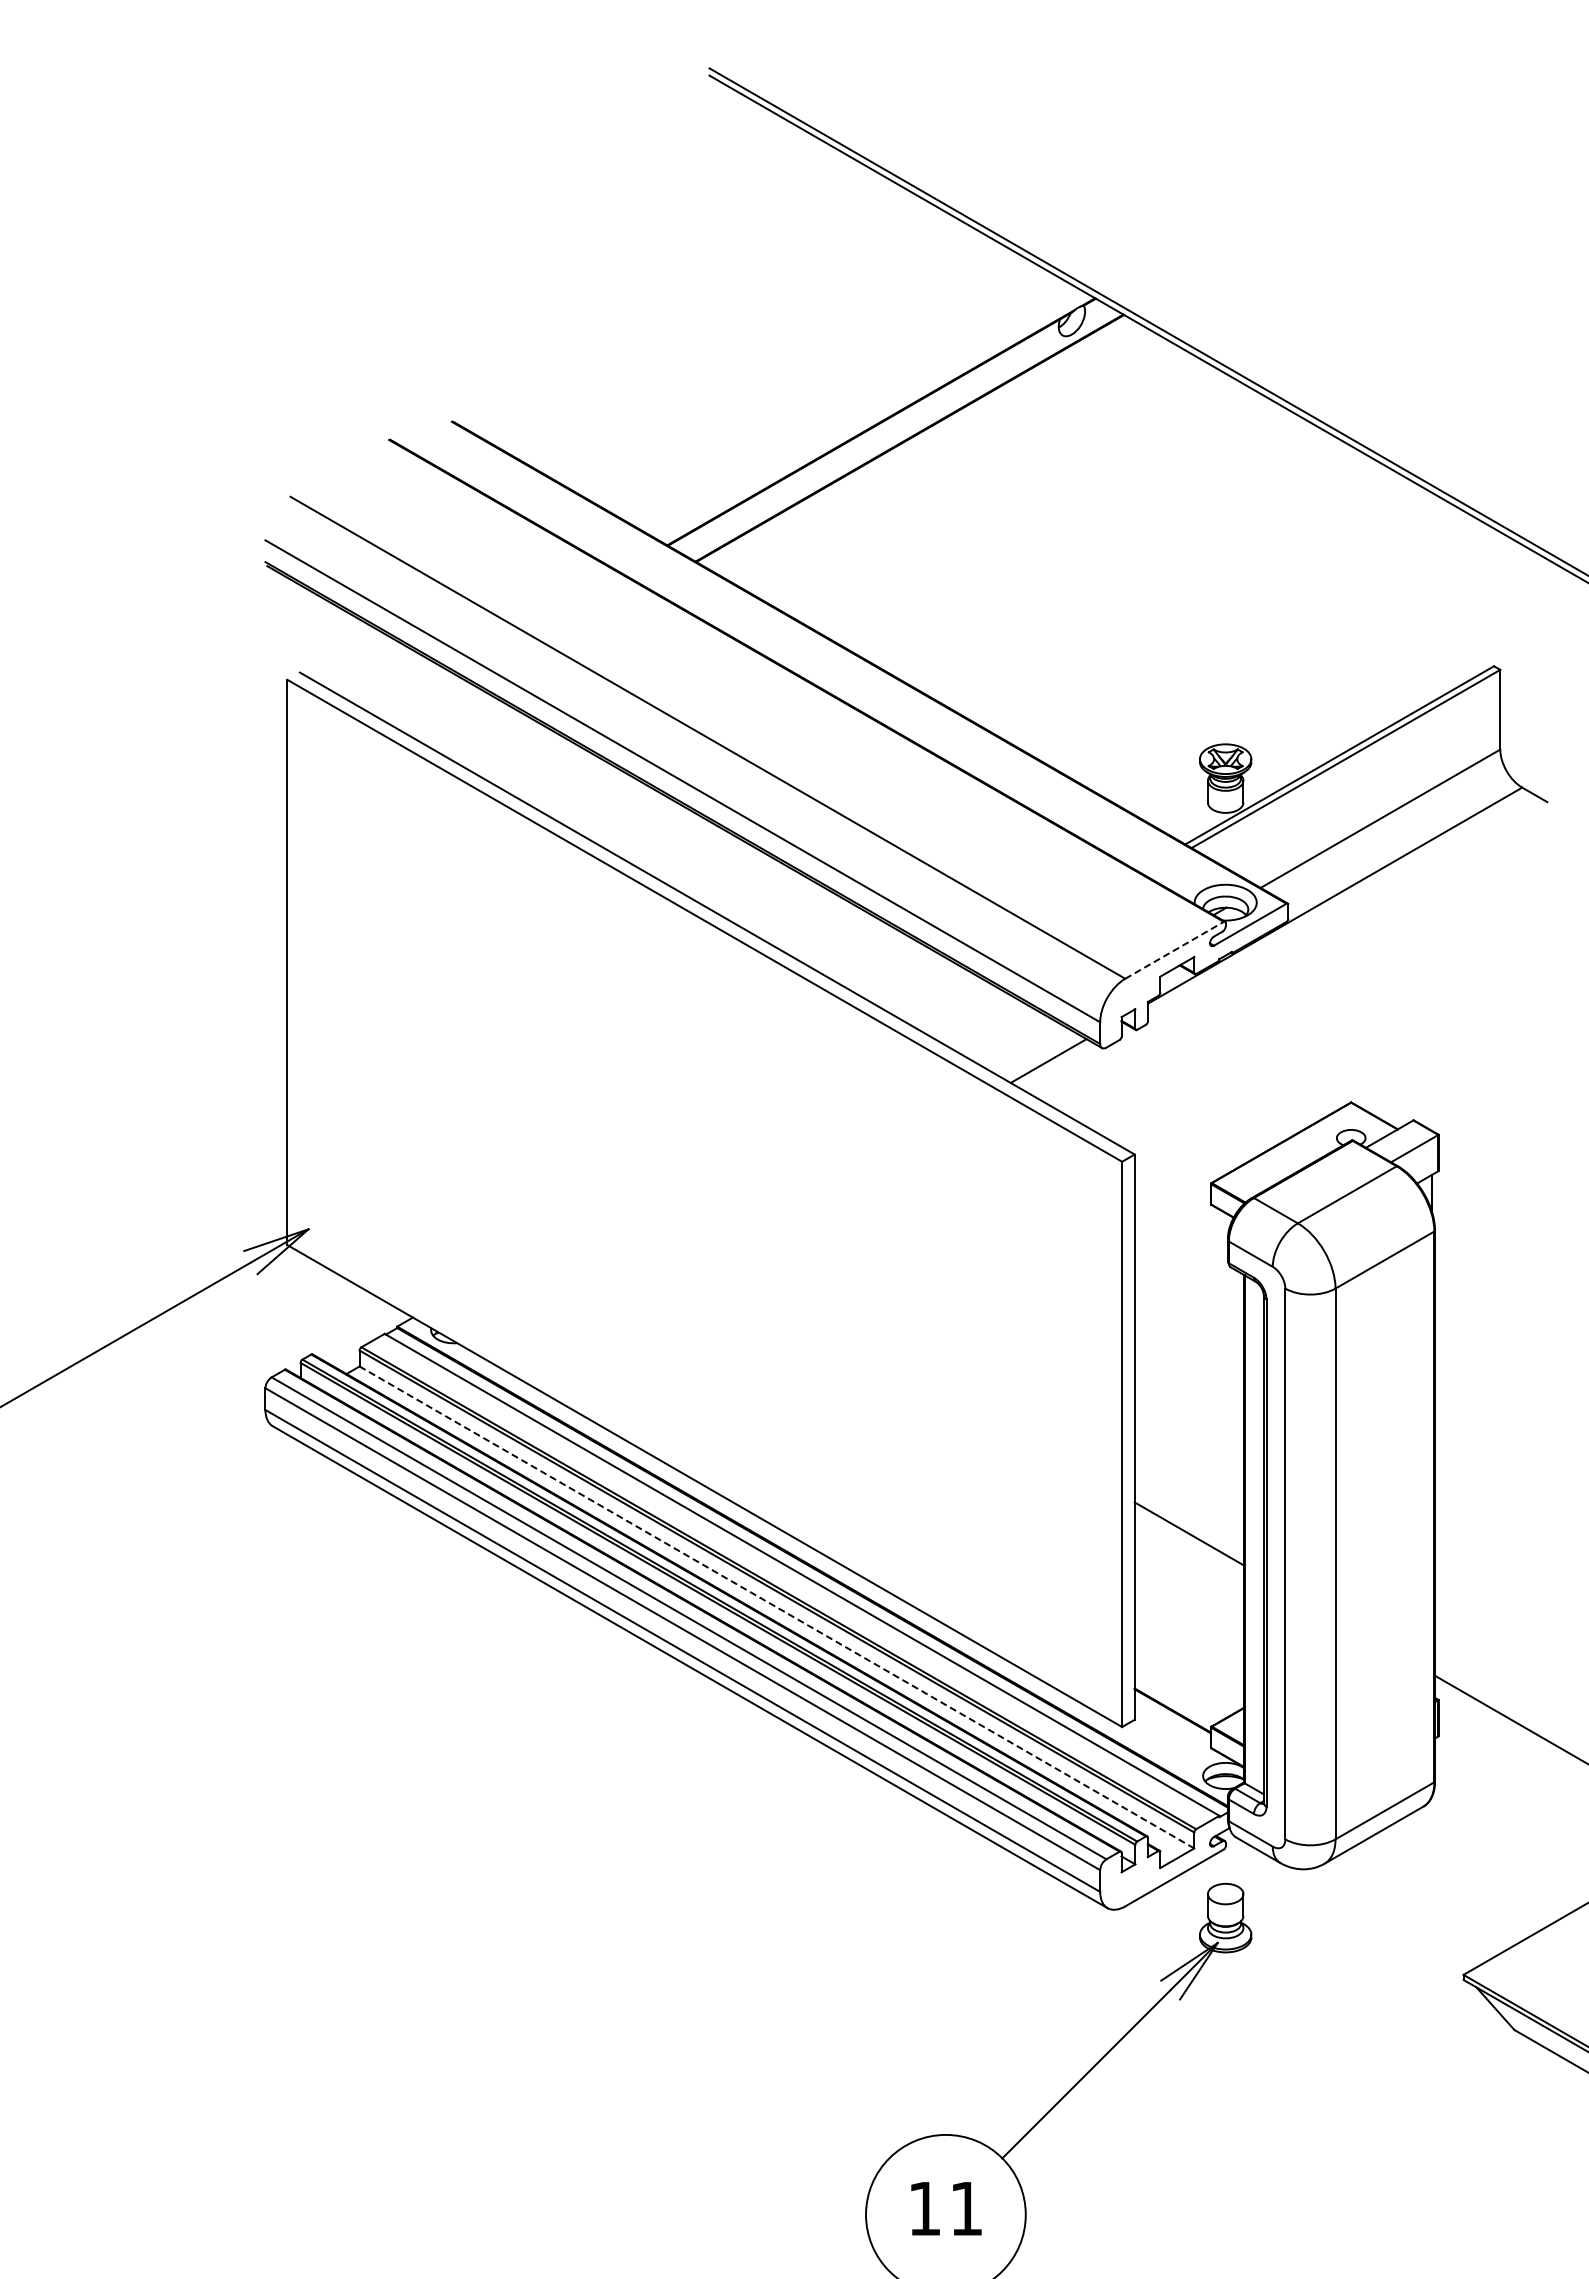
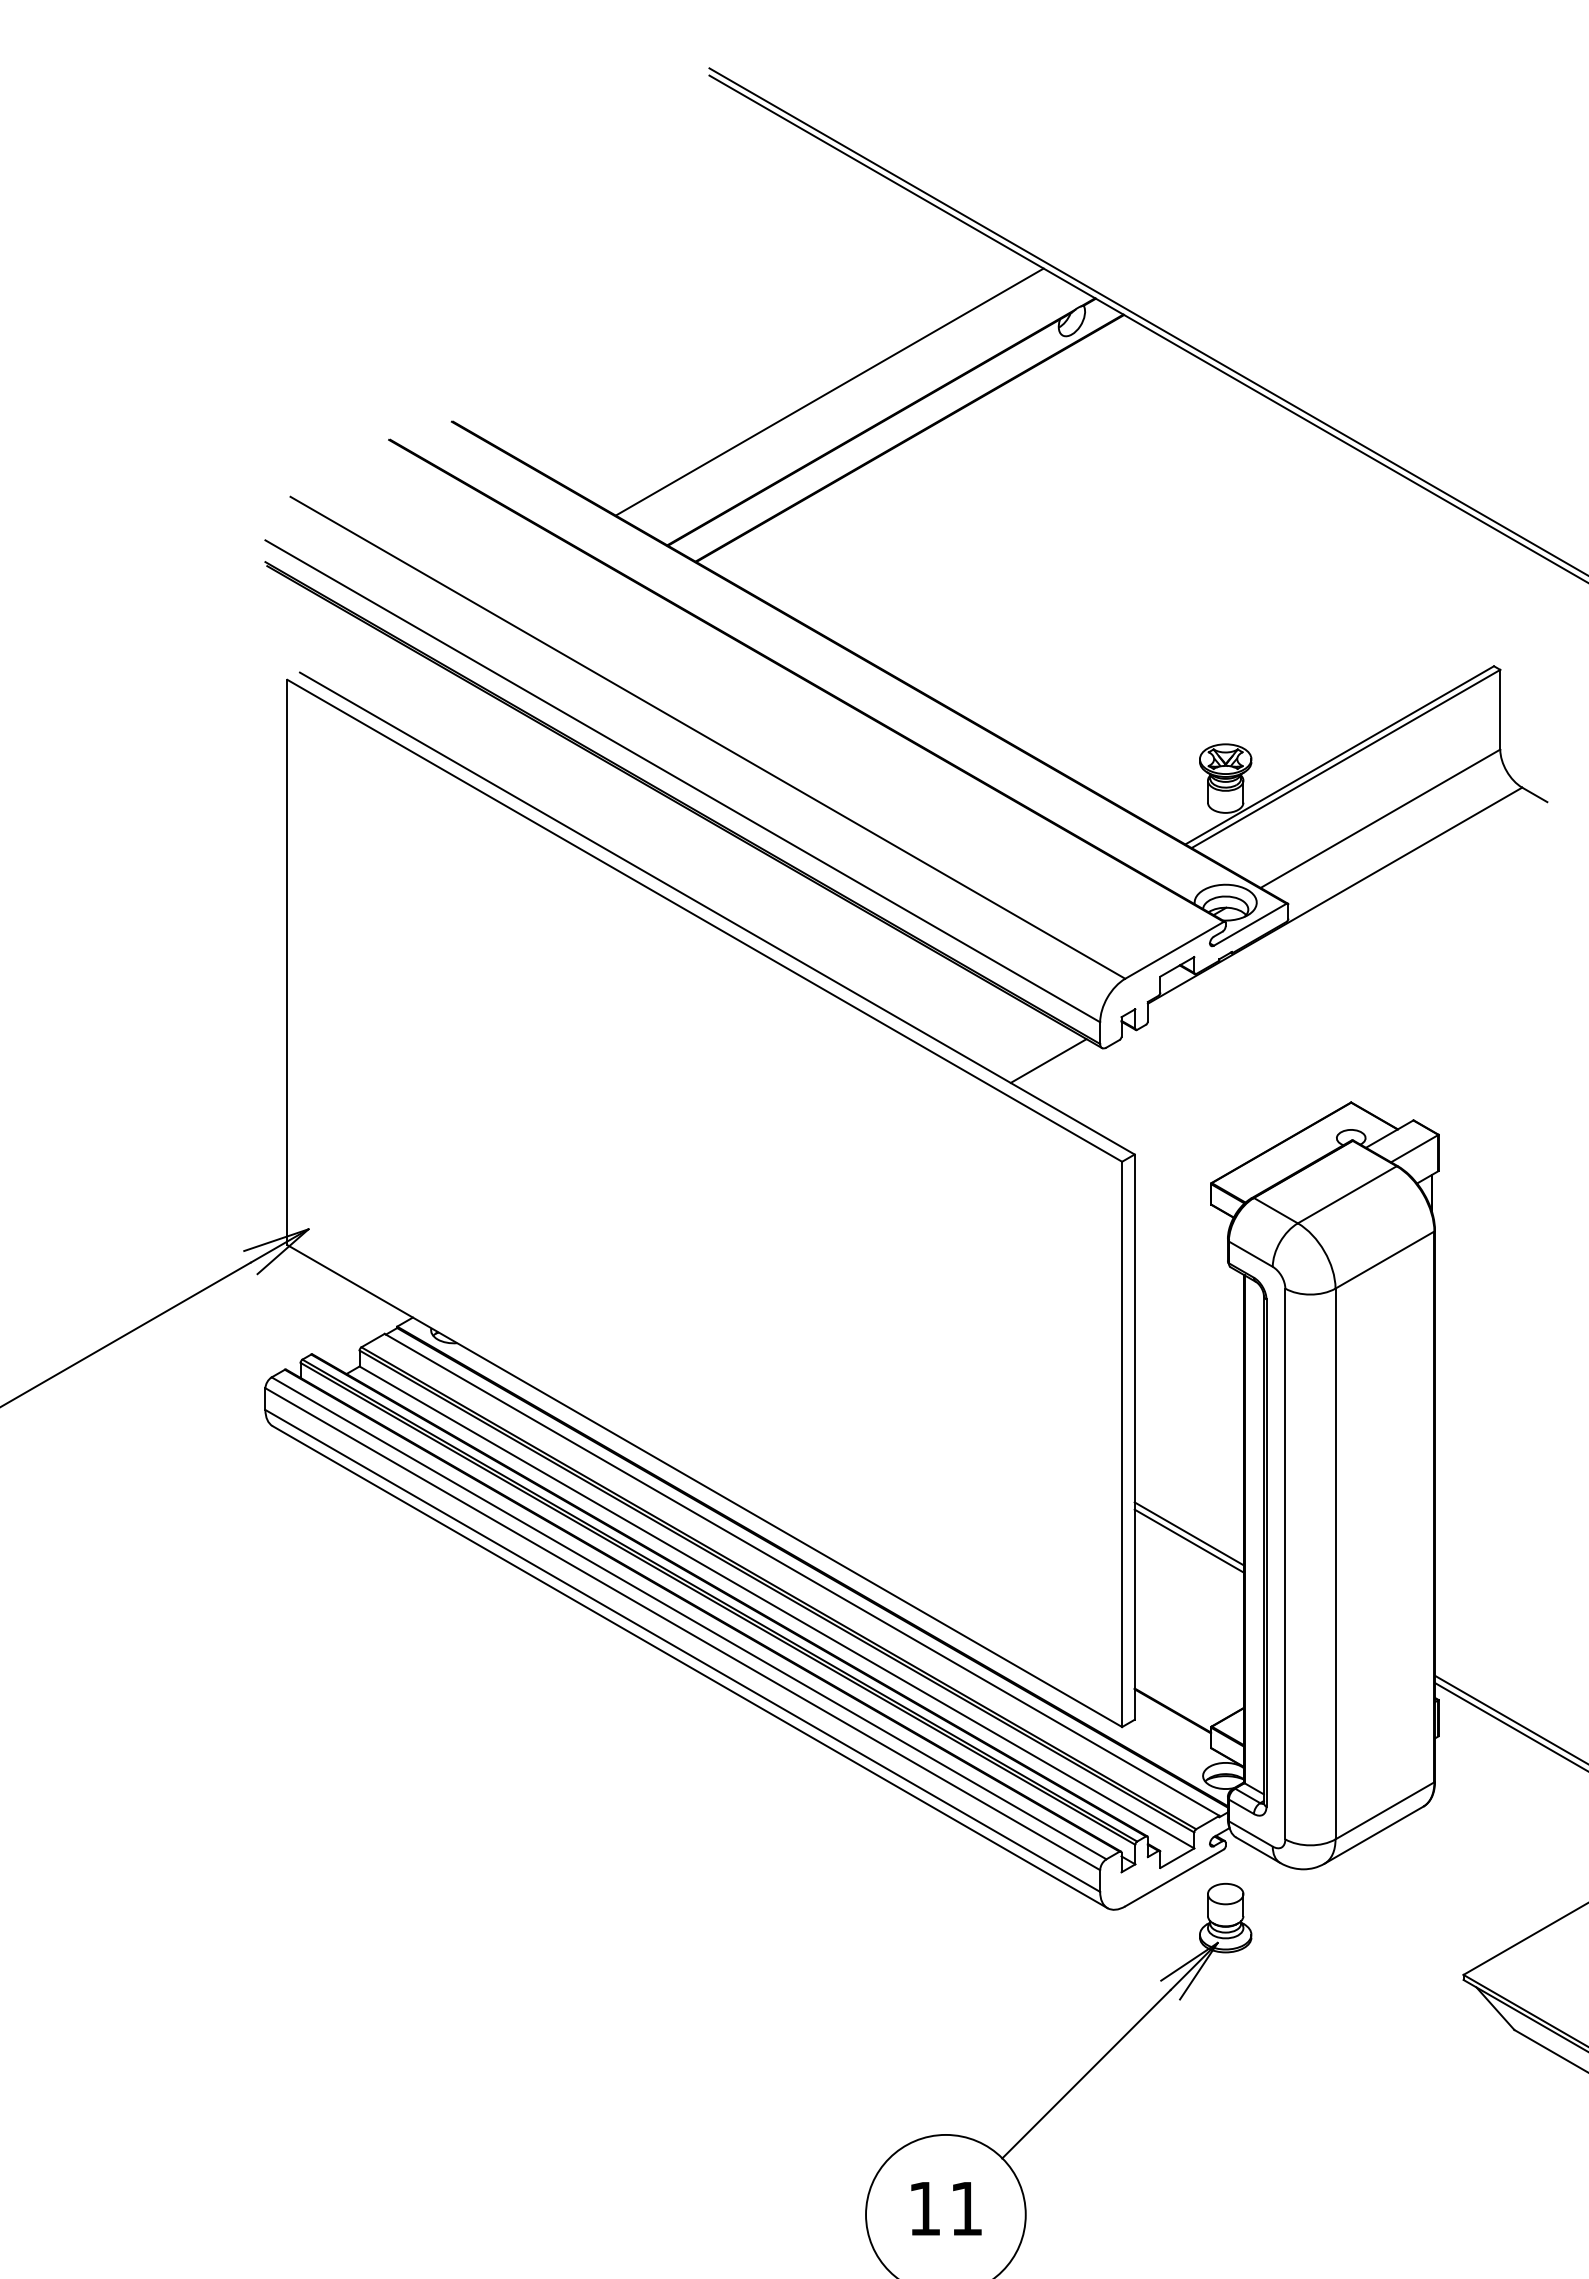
line: none -> present (829, 391)
line: dashed -> solid (1174, 950)
line: none -> present (1188, 1540)
line: dashed -> solid (776, 1607)
line: none -> present (1510, 1726)
